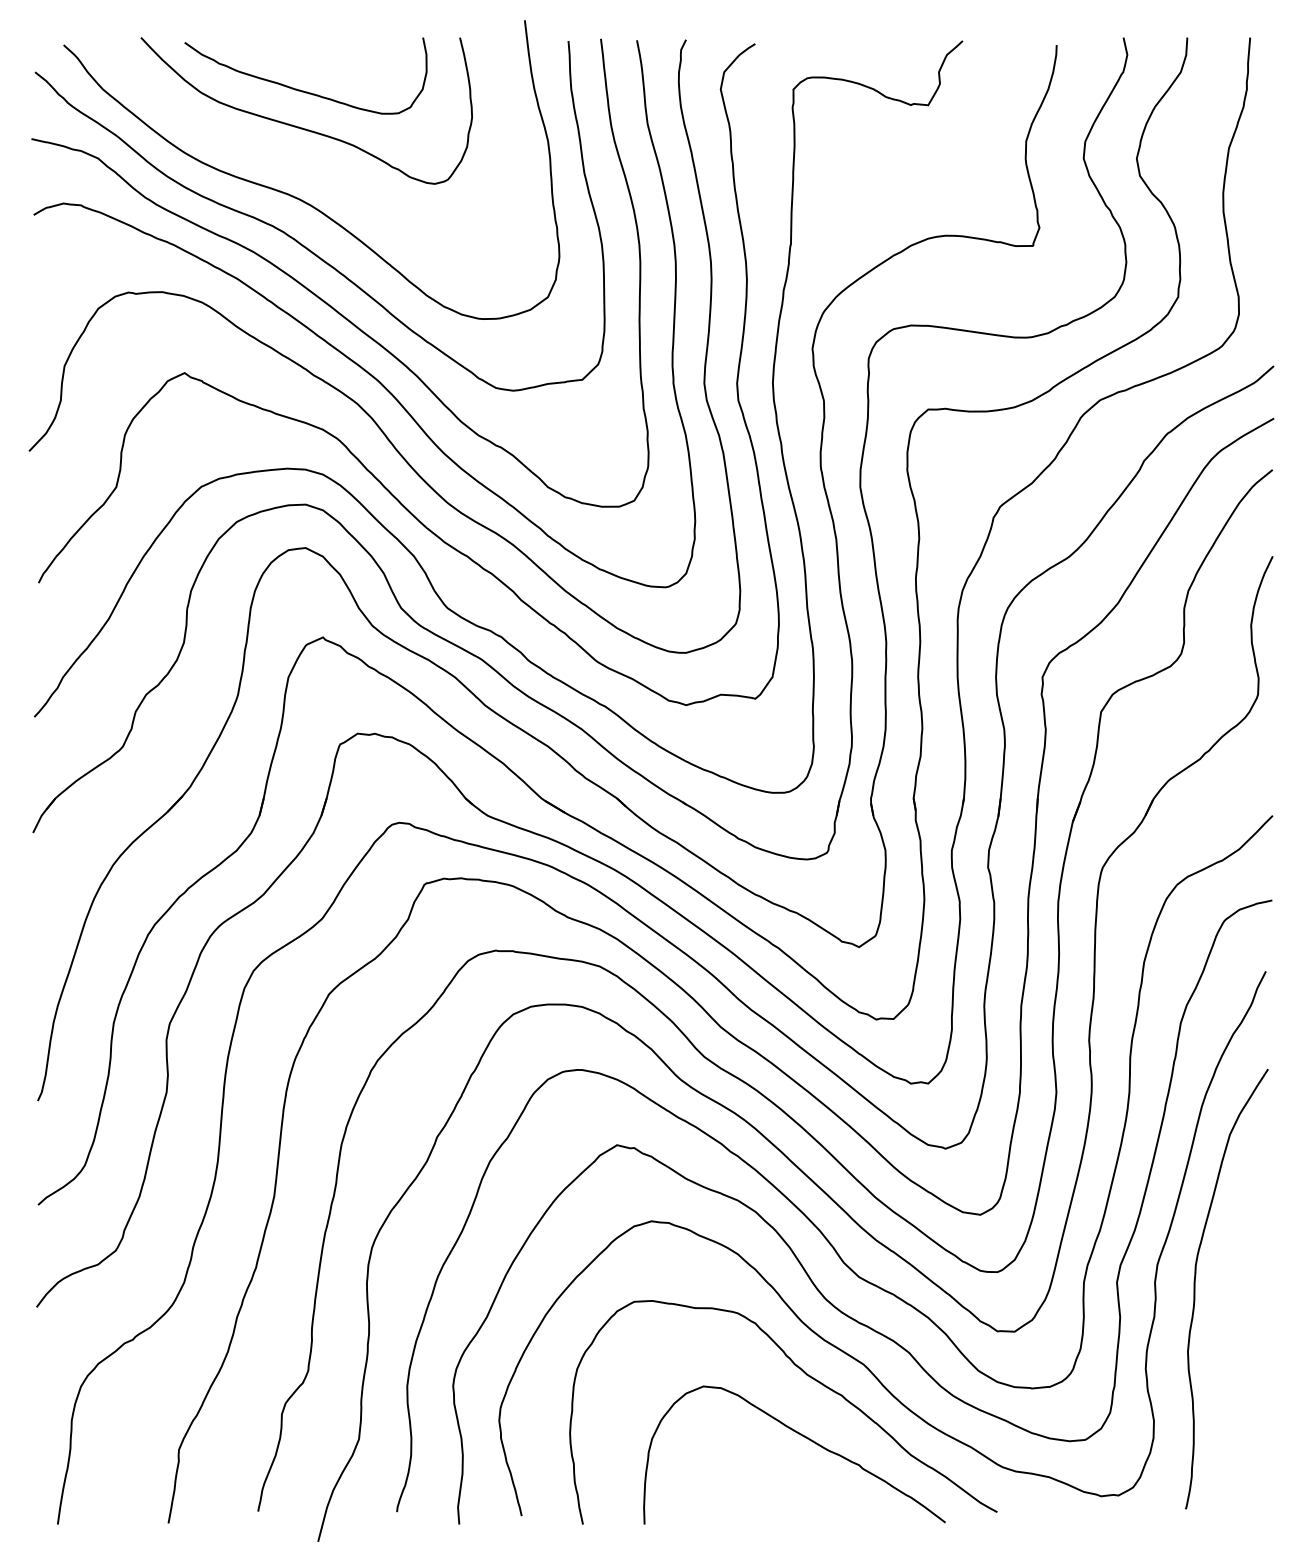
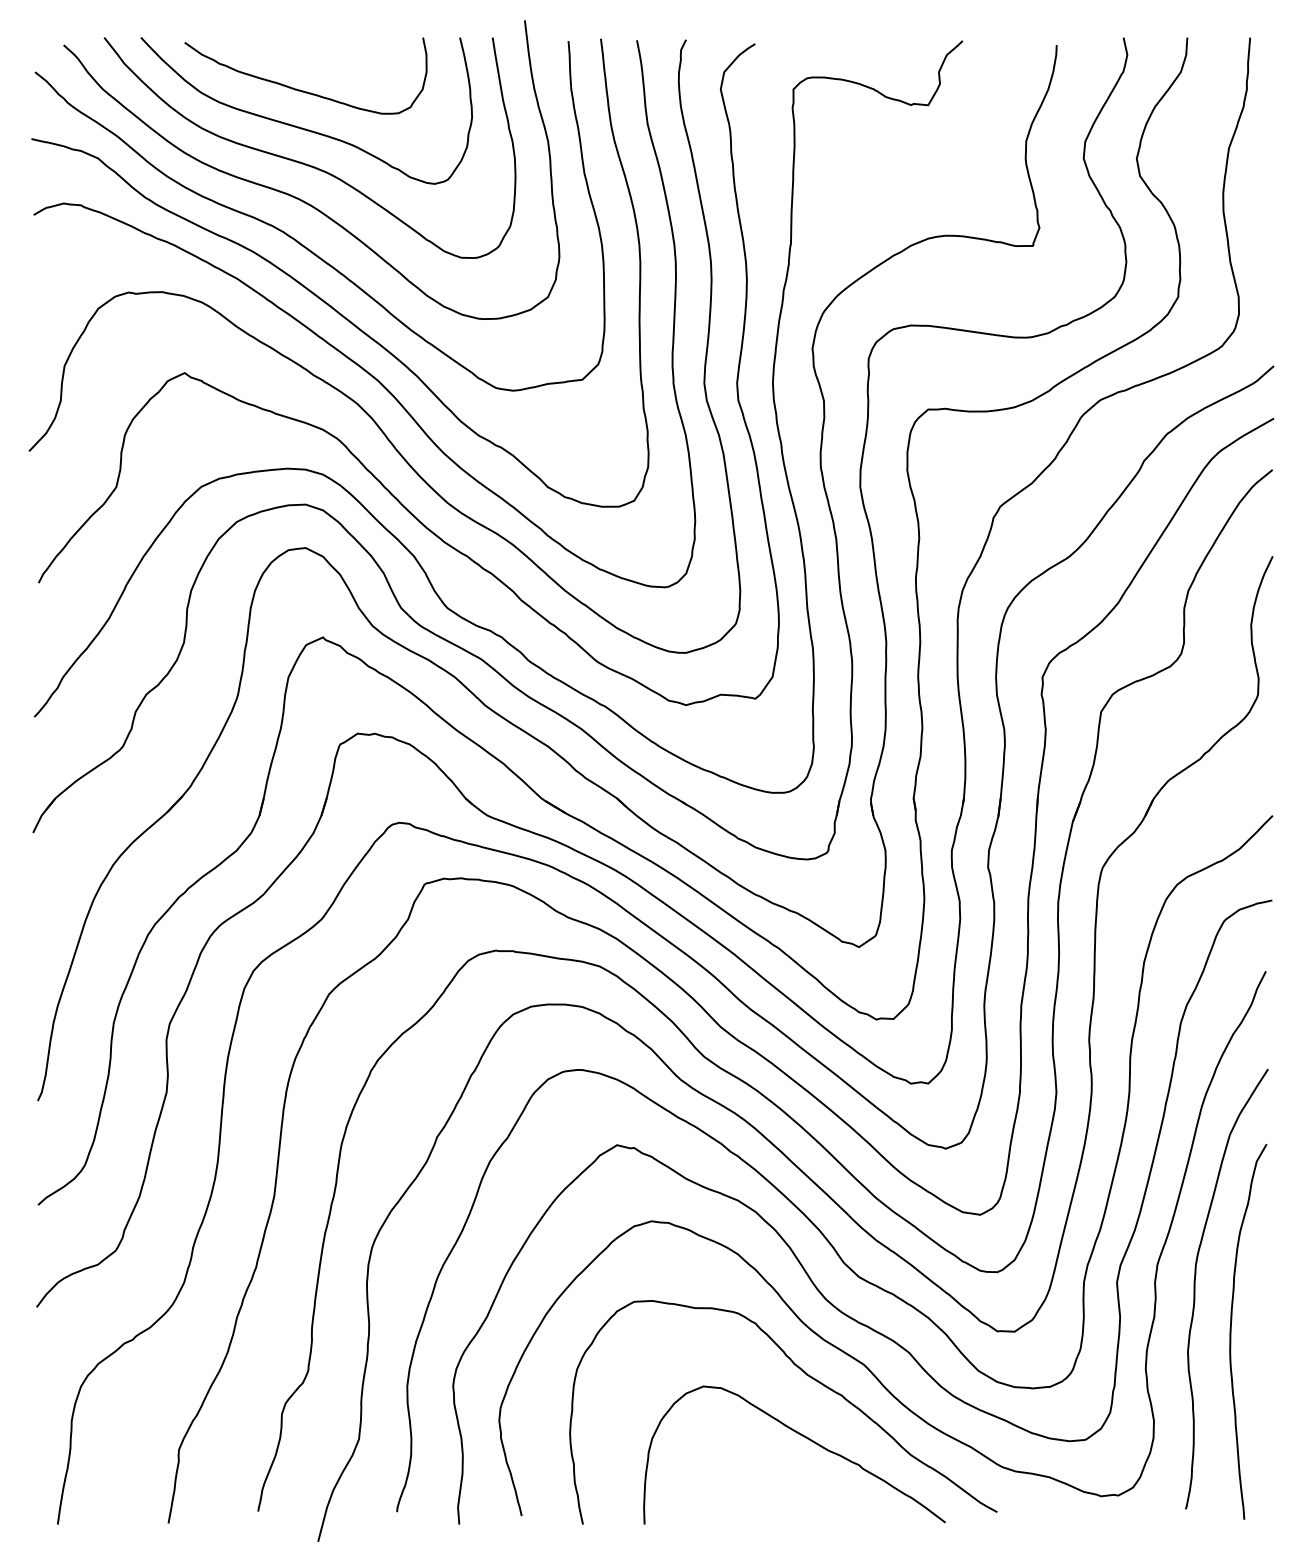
curve: none -> present (303, 162)
curve: none -> present (1231, 1331)
